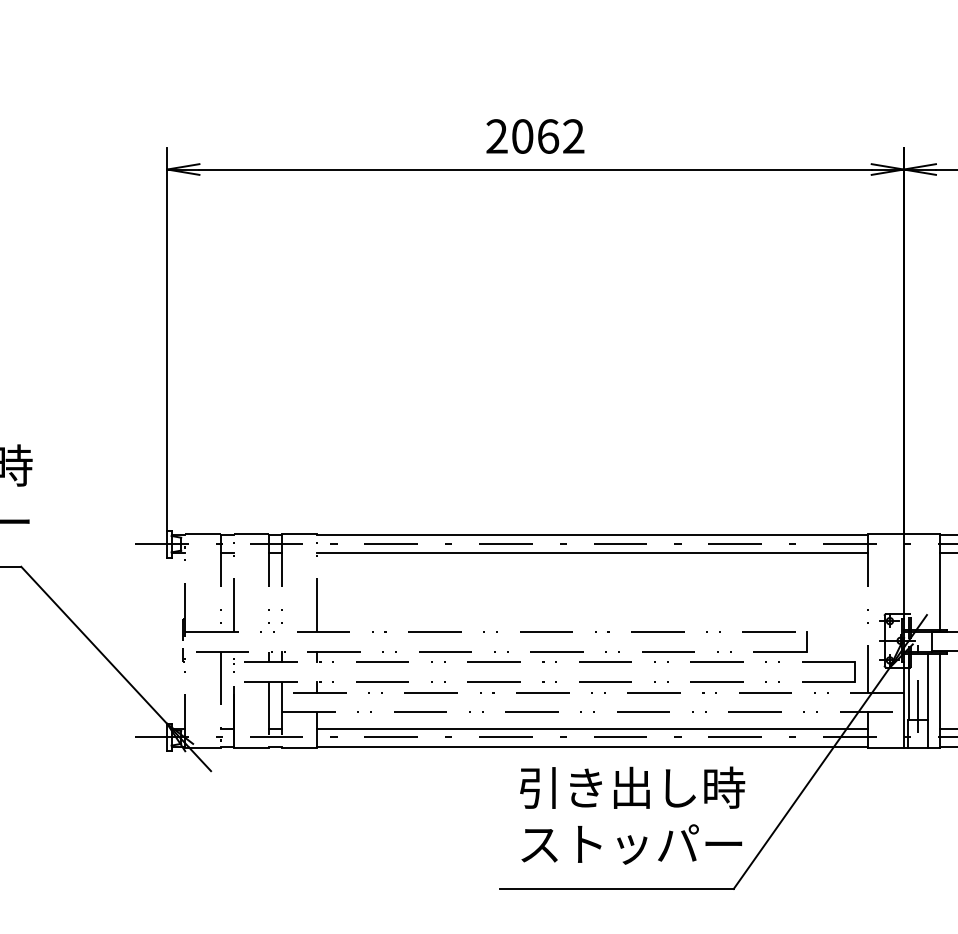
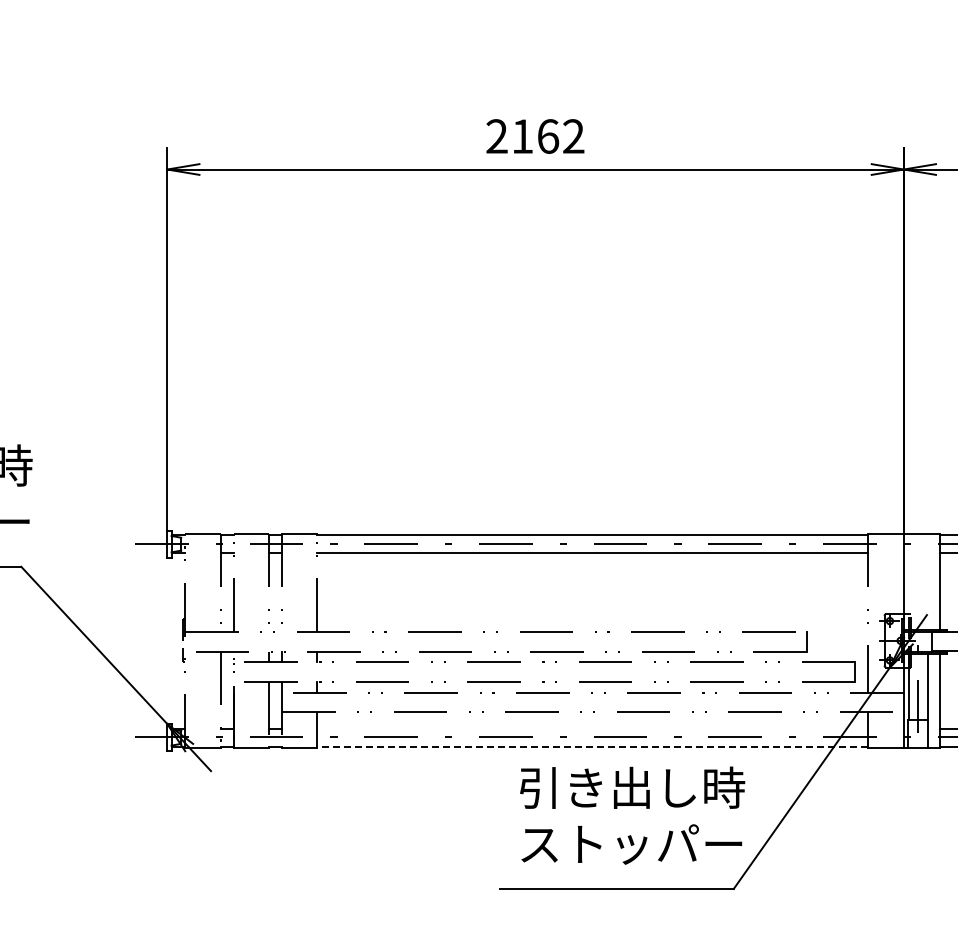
text: 2062 -> 2162 (522, 136)
line: present -> none (592, 729)
line: solid -> dashed (592, 746)
